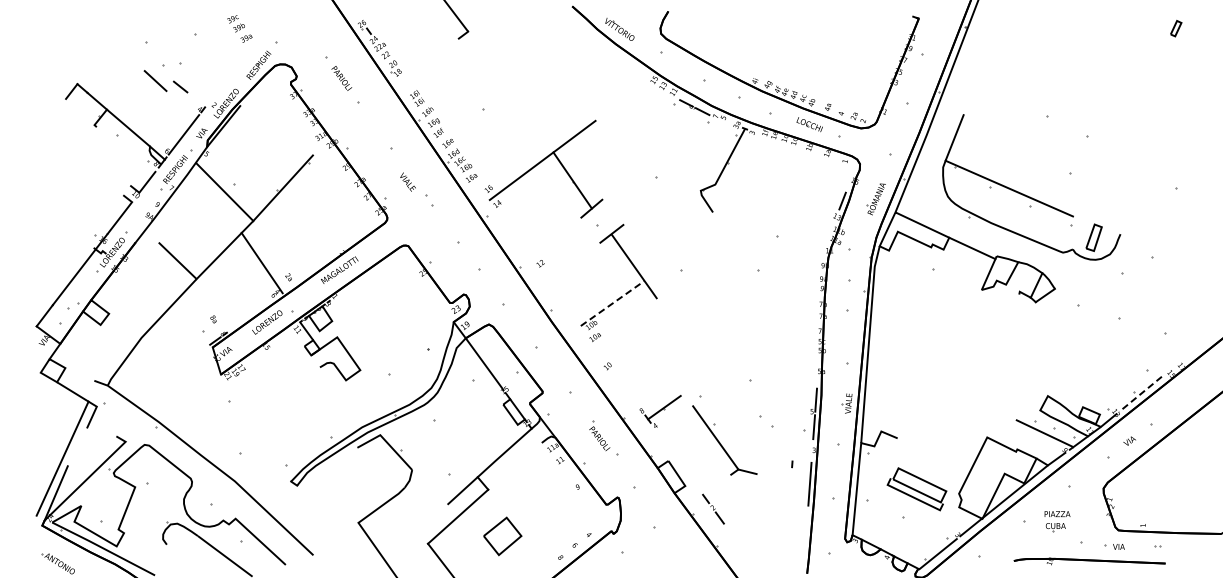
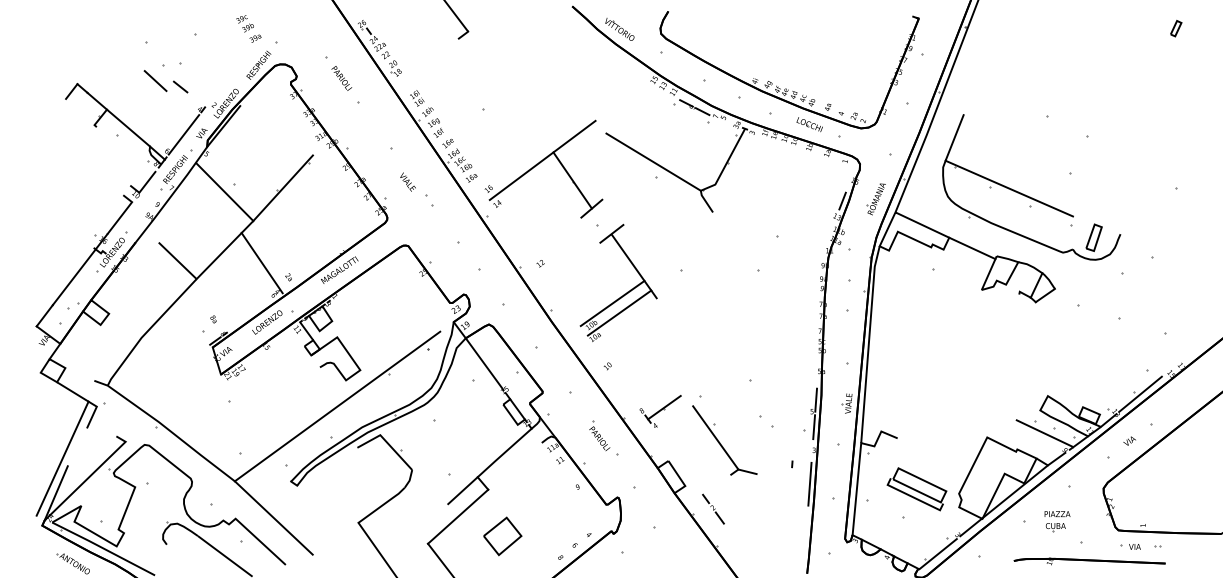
text position: (239, 28) -> (248, 28) (248, 28)
line: none -> present (653, 161)
line: dashed -> solid (613, 303)
line: none -> present (619, 312)
line: dashed -> solid (1140, 394)
line: none -> present (337, 406)
part position: (1114, 546) -> (1130, 546) (1130, 546)
part position: (57, 563) -> (72, 563) (72, 563)
